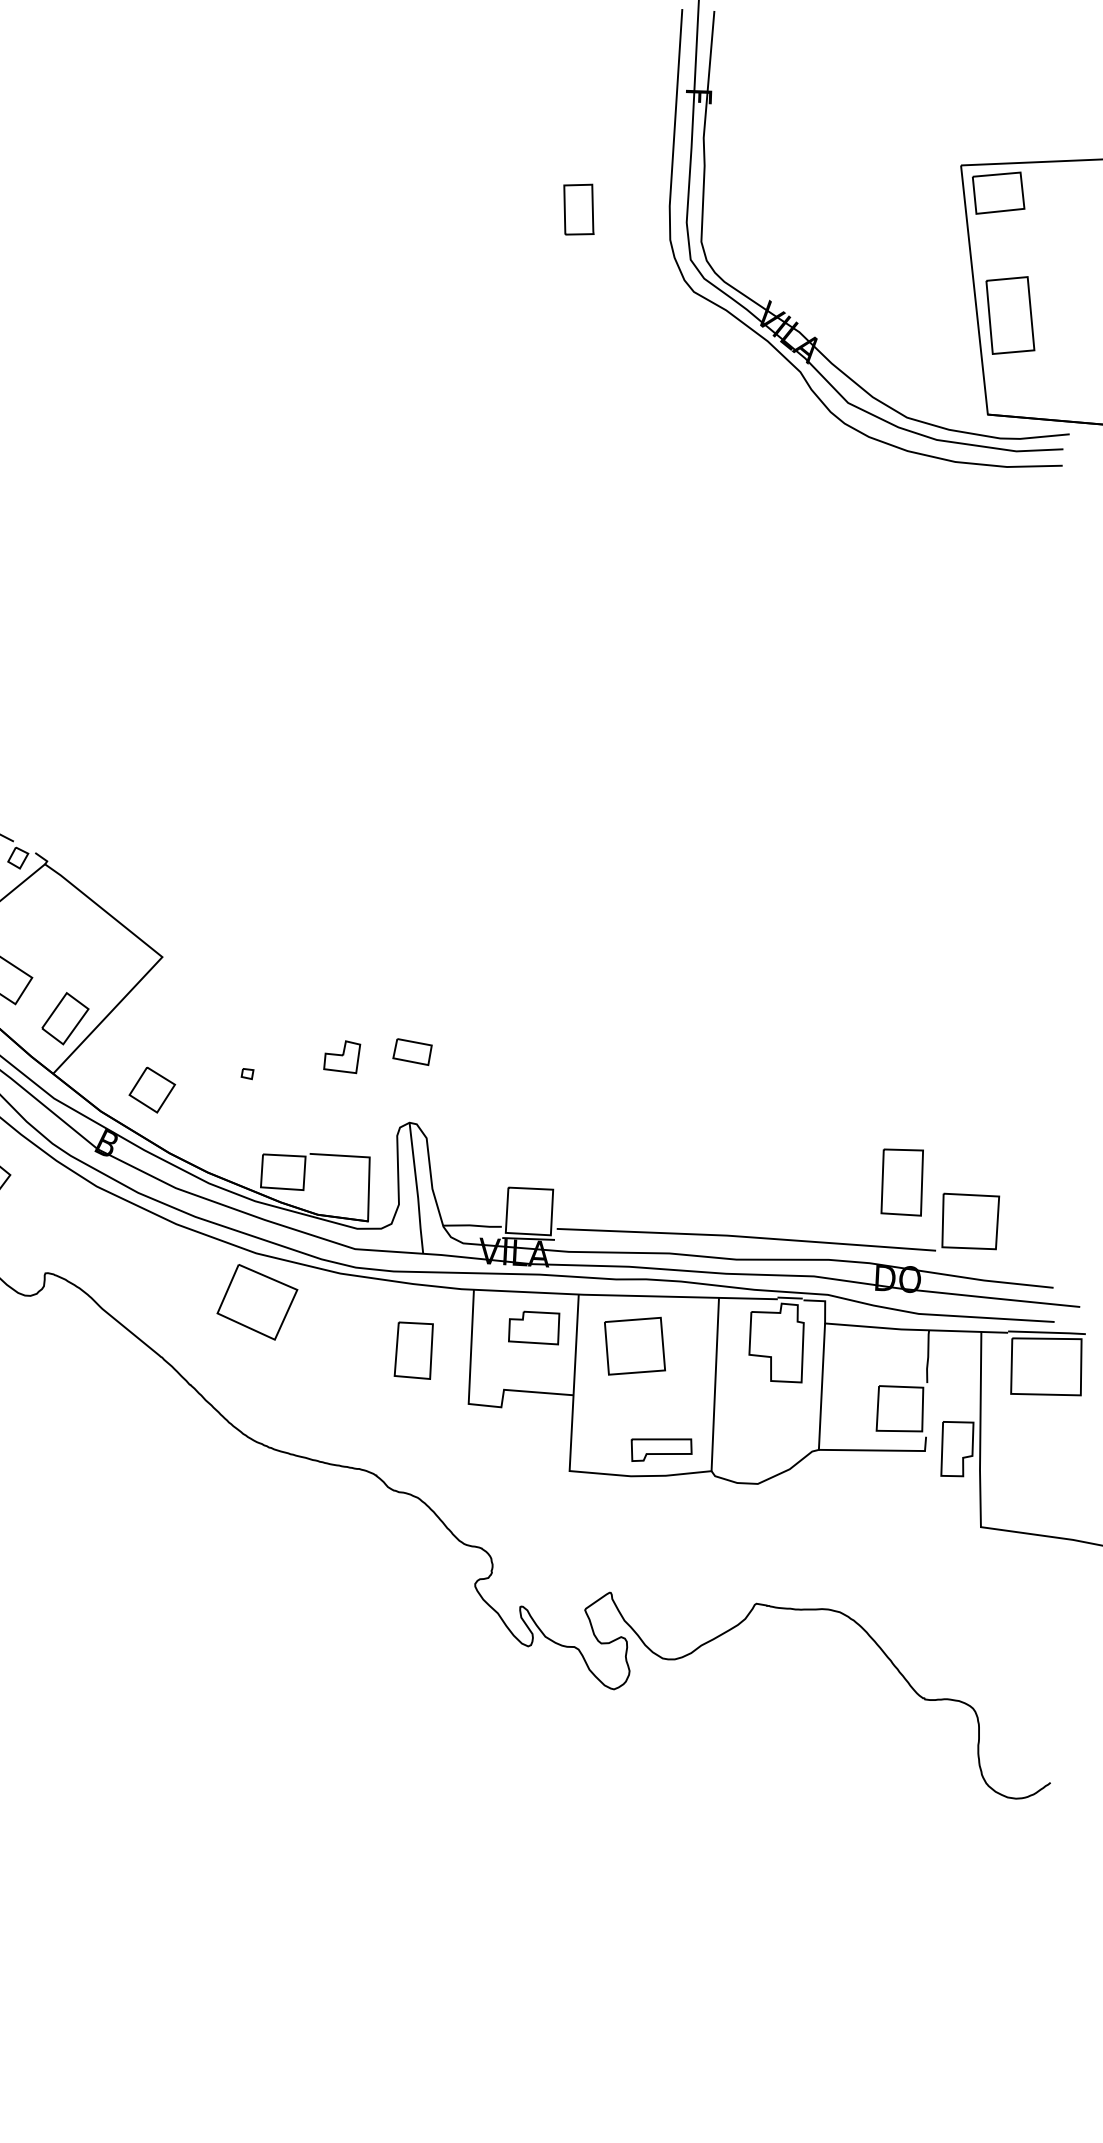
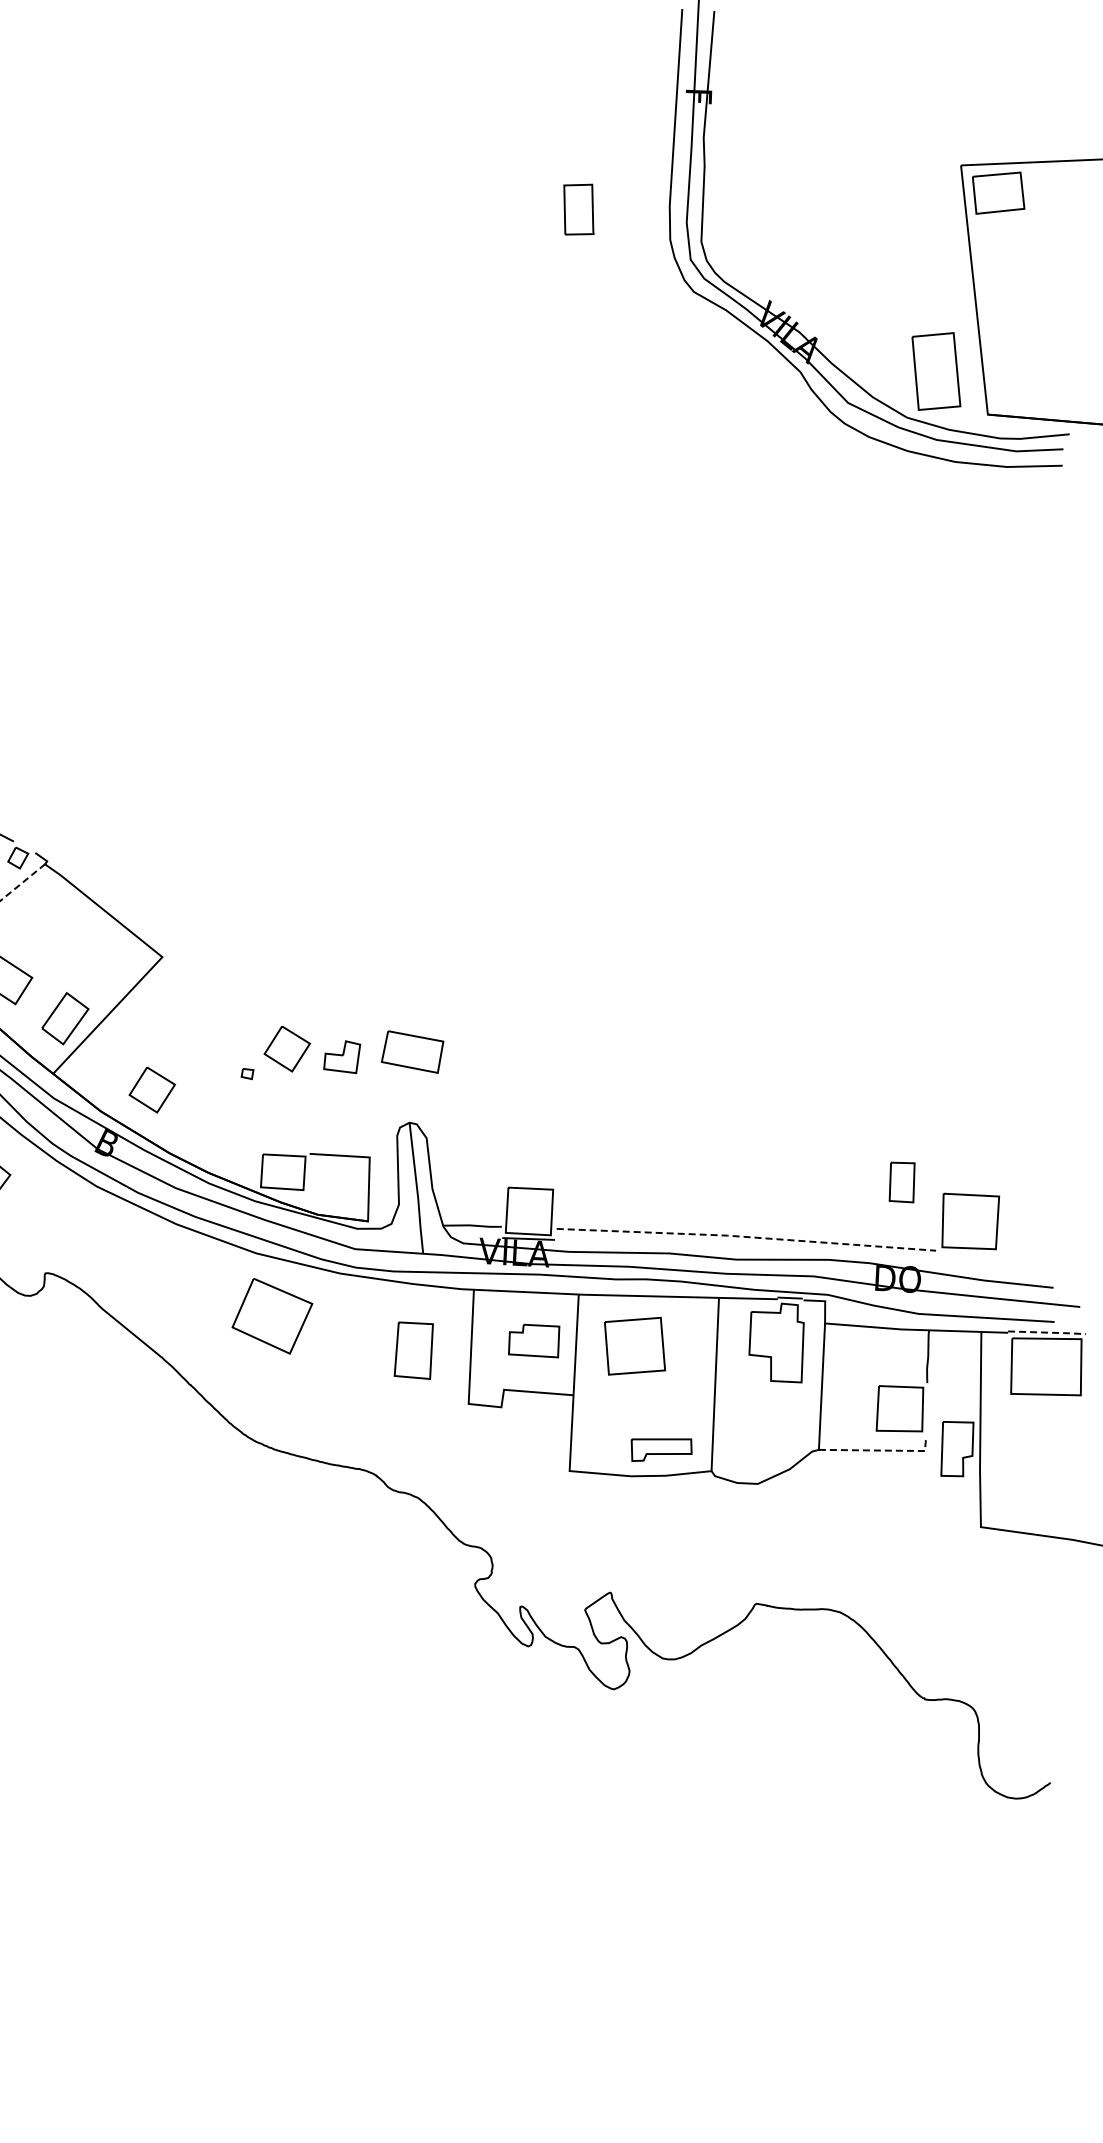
part position: (1010, 315) -> (936, 371) (936, 371)
line: solid -> dashed (22, 882)
part: none -> present (287, 1048)
part size: 41x28 px -> 65x44 px (412, 1051)
part size: 44x69 px -> 28x43 px (901, 1182)
line: solid -> dashed (746, 1237)
part position: (257, 1302) -> (272, 1316) (272, 1316)
part position: (534, 1327) -> (534, 1340) (534, 1340)
line: solid -> dashed (1047, 1332)
line: solid -> dashed (880, 1450)
